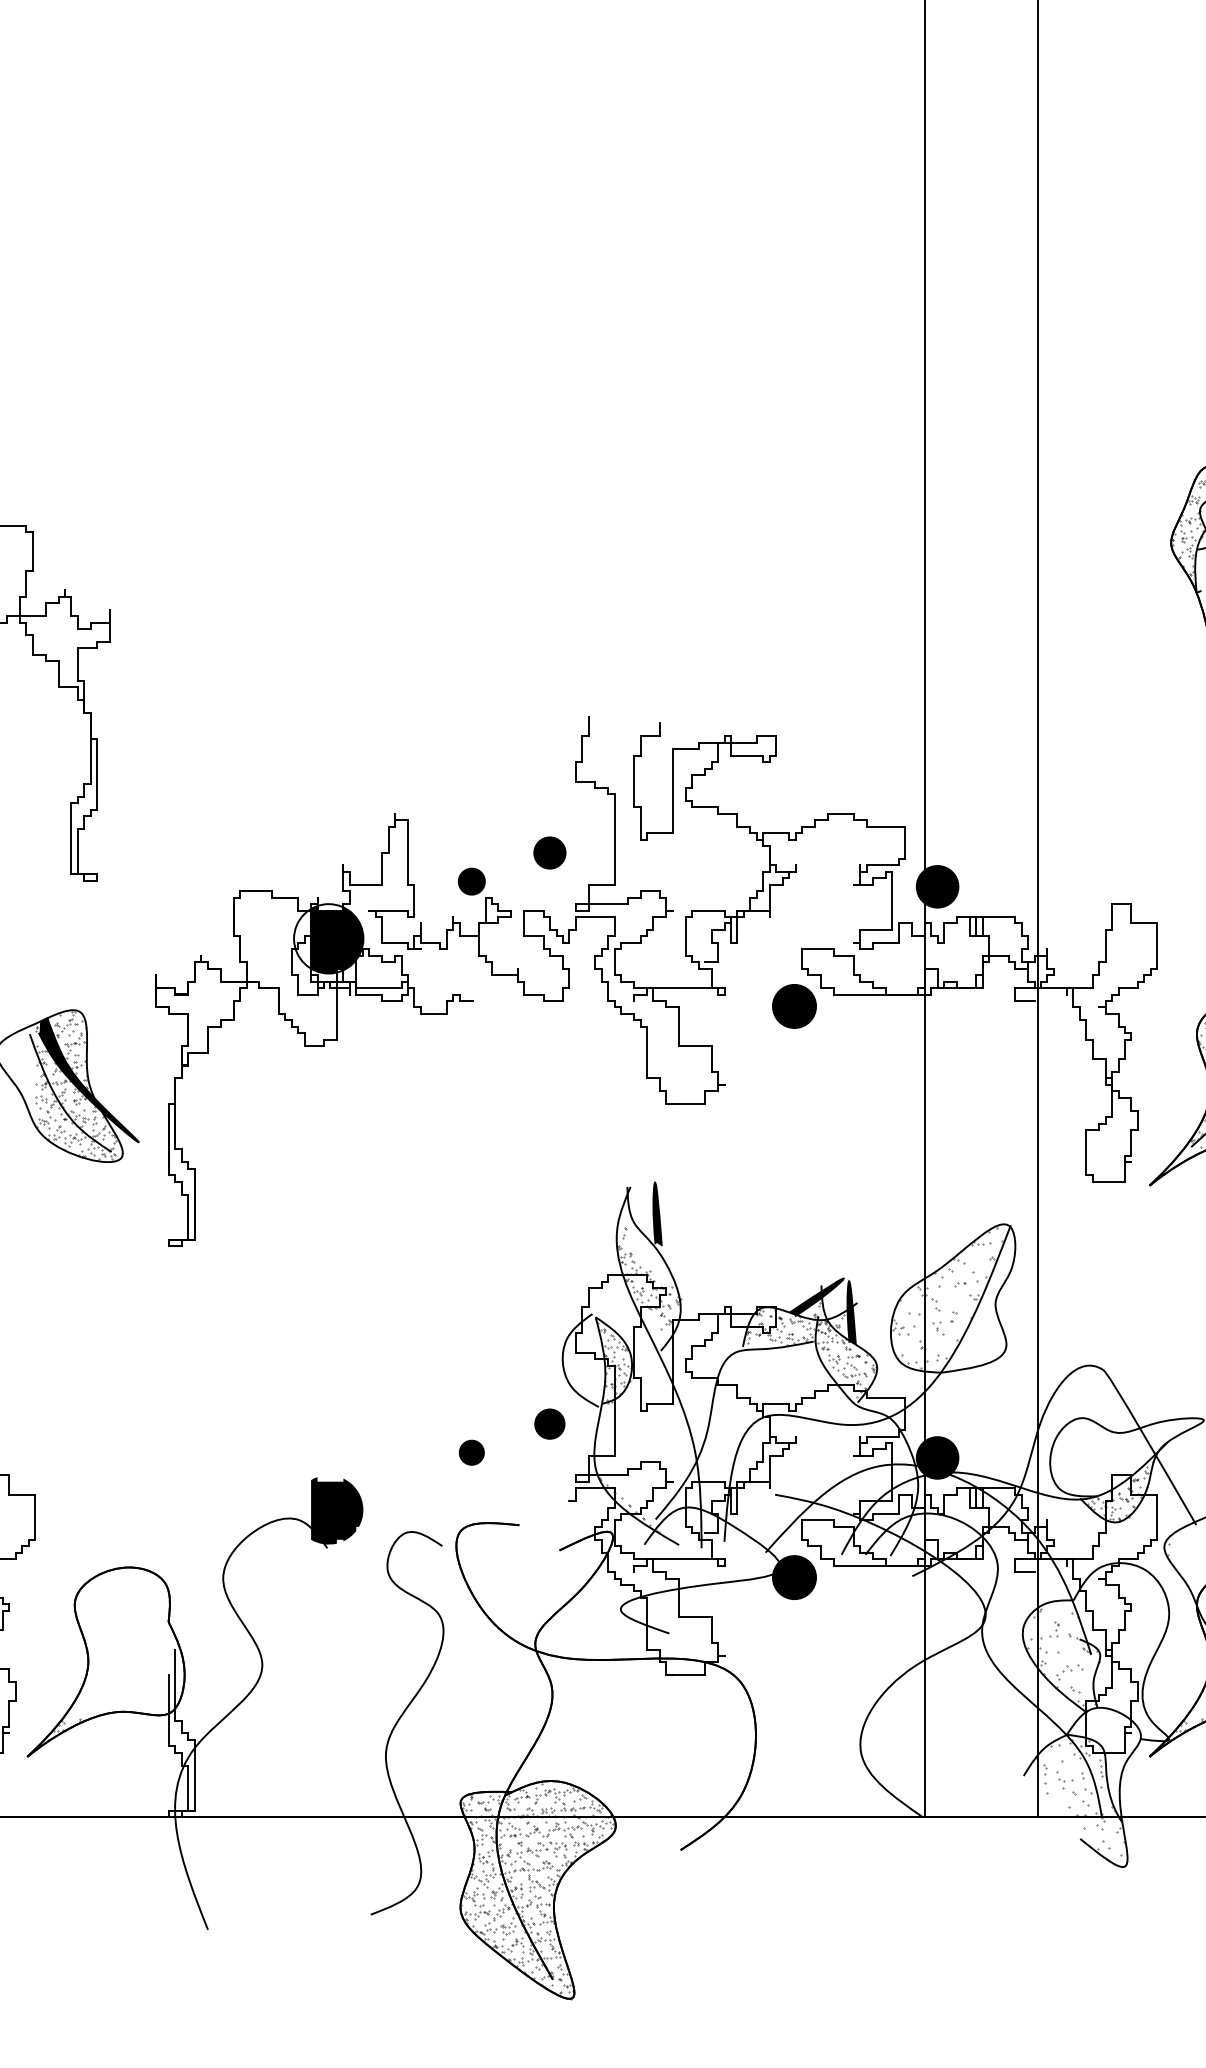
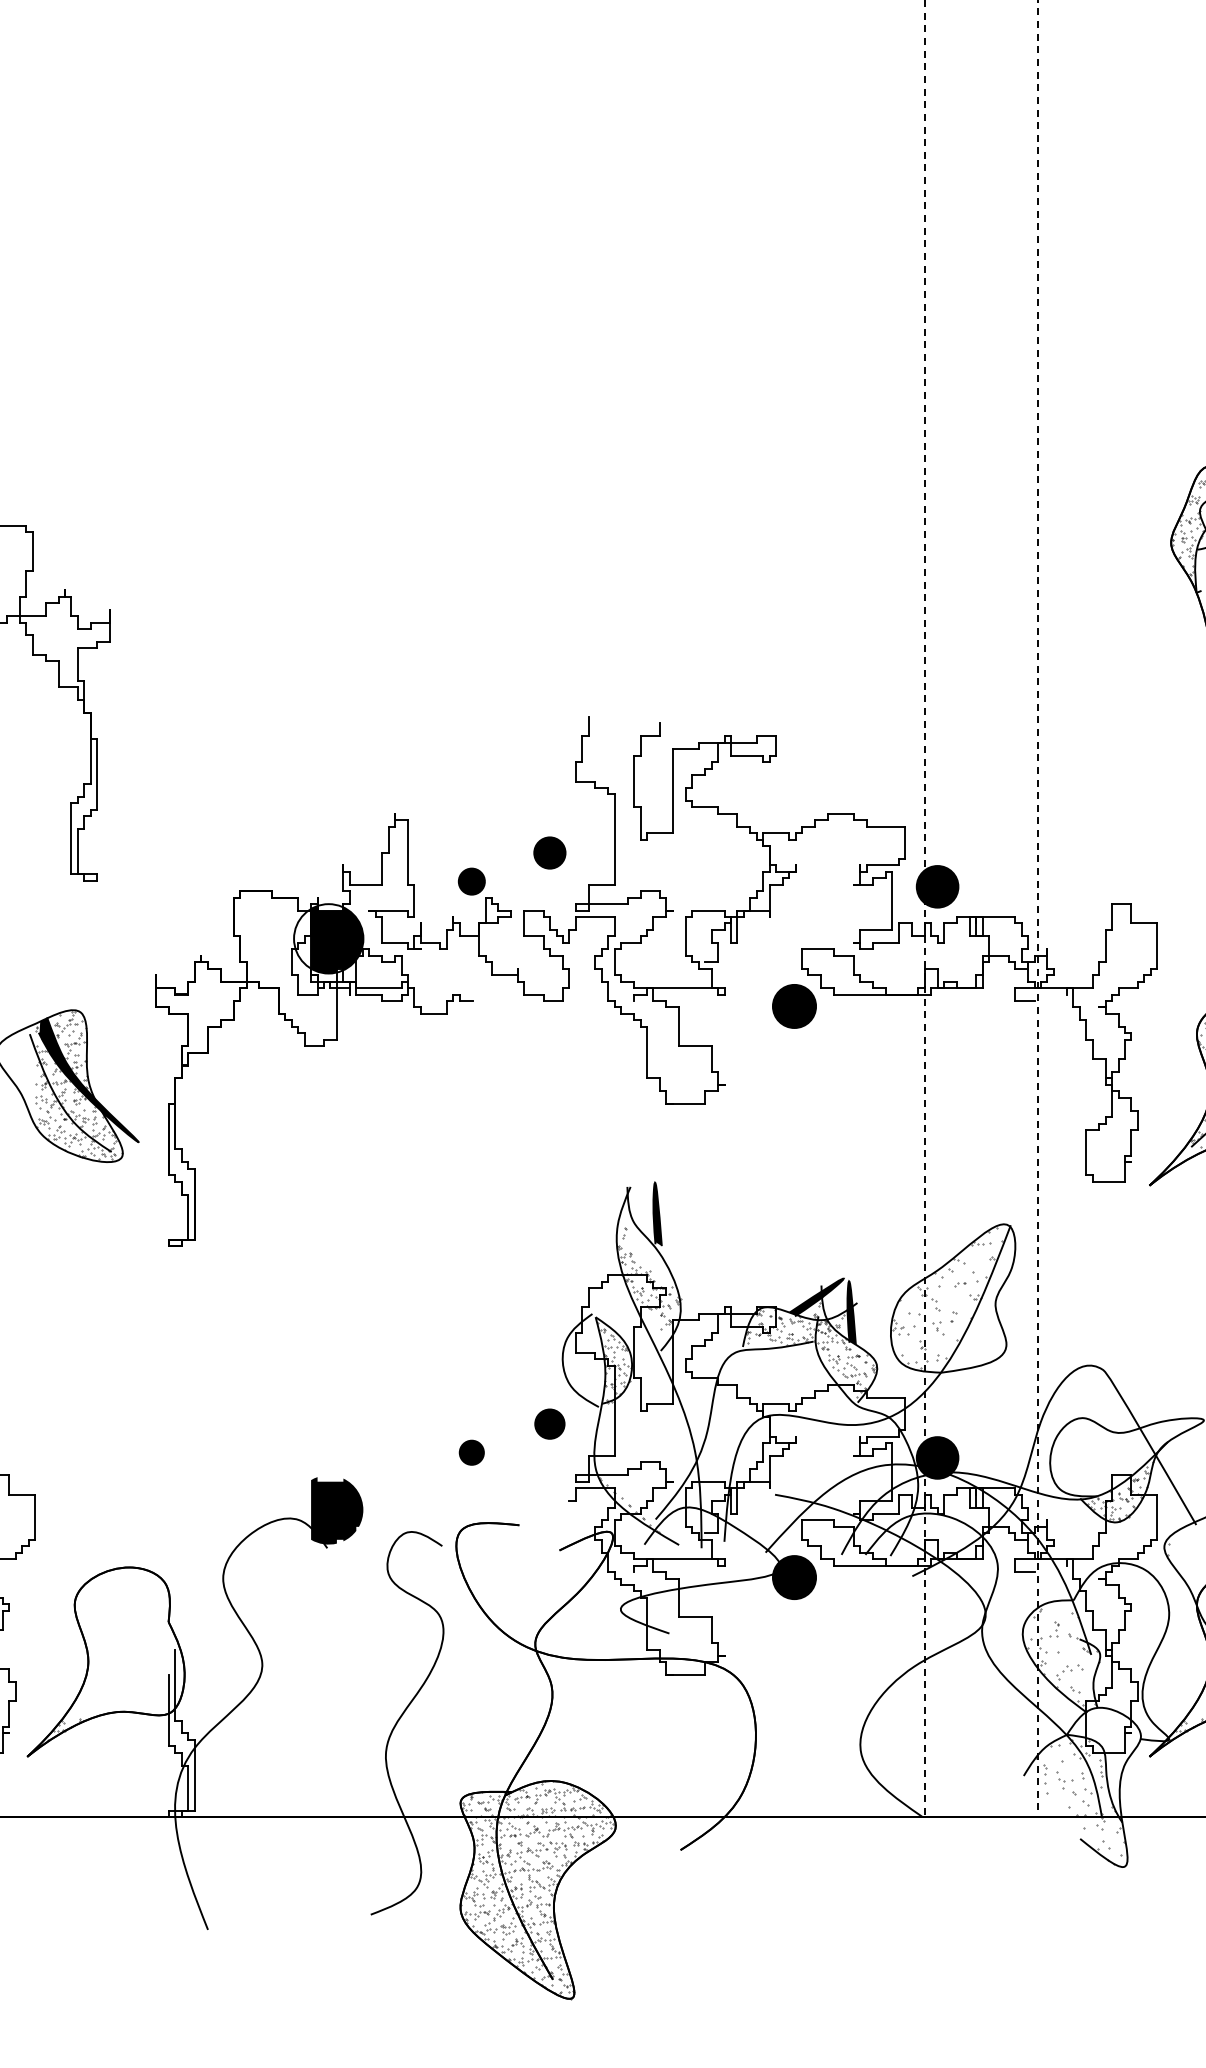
line: solid -> dashed (925, 909)
line: solid -> dashed (1037, 909)
